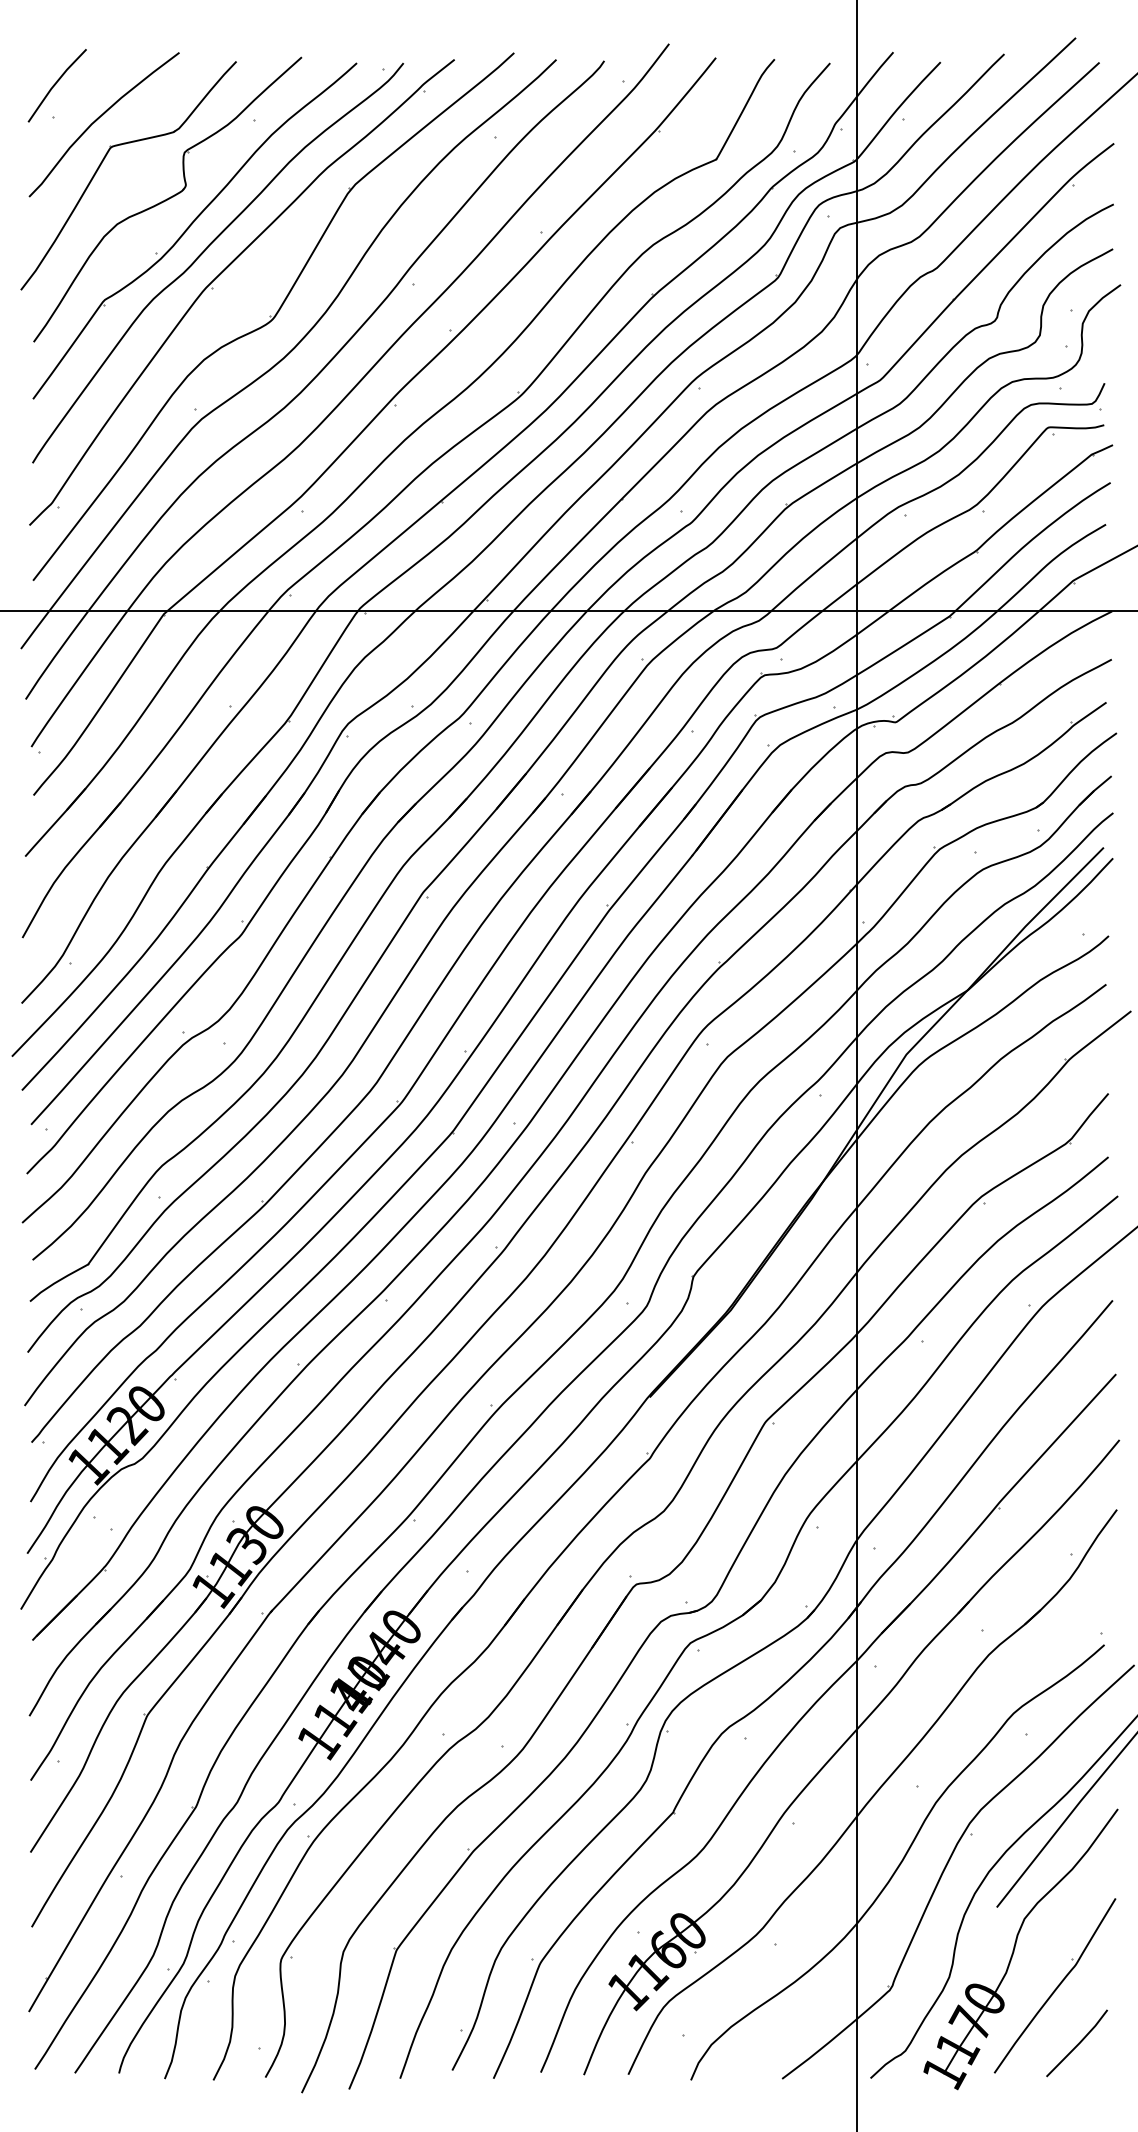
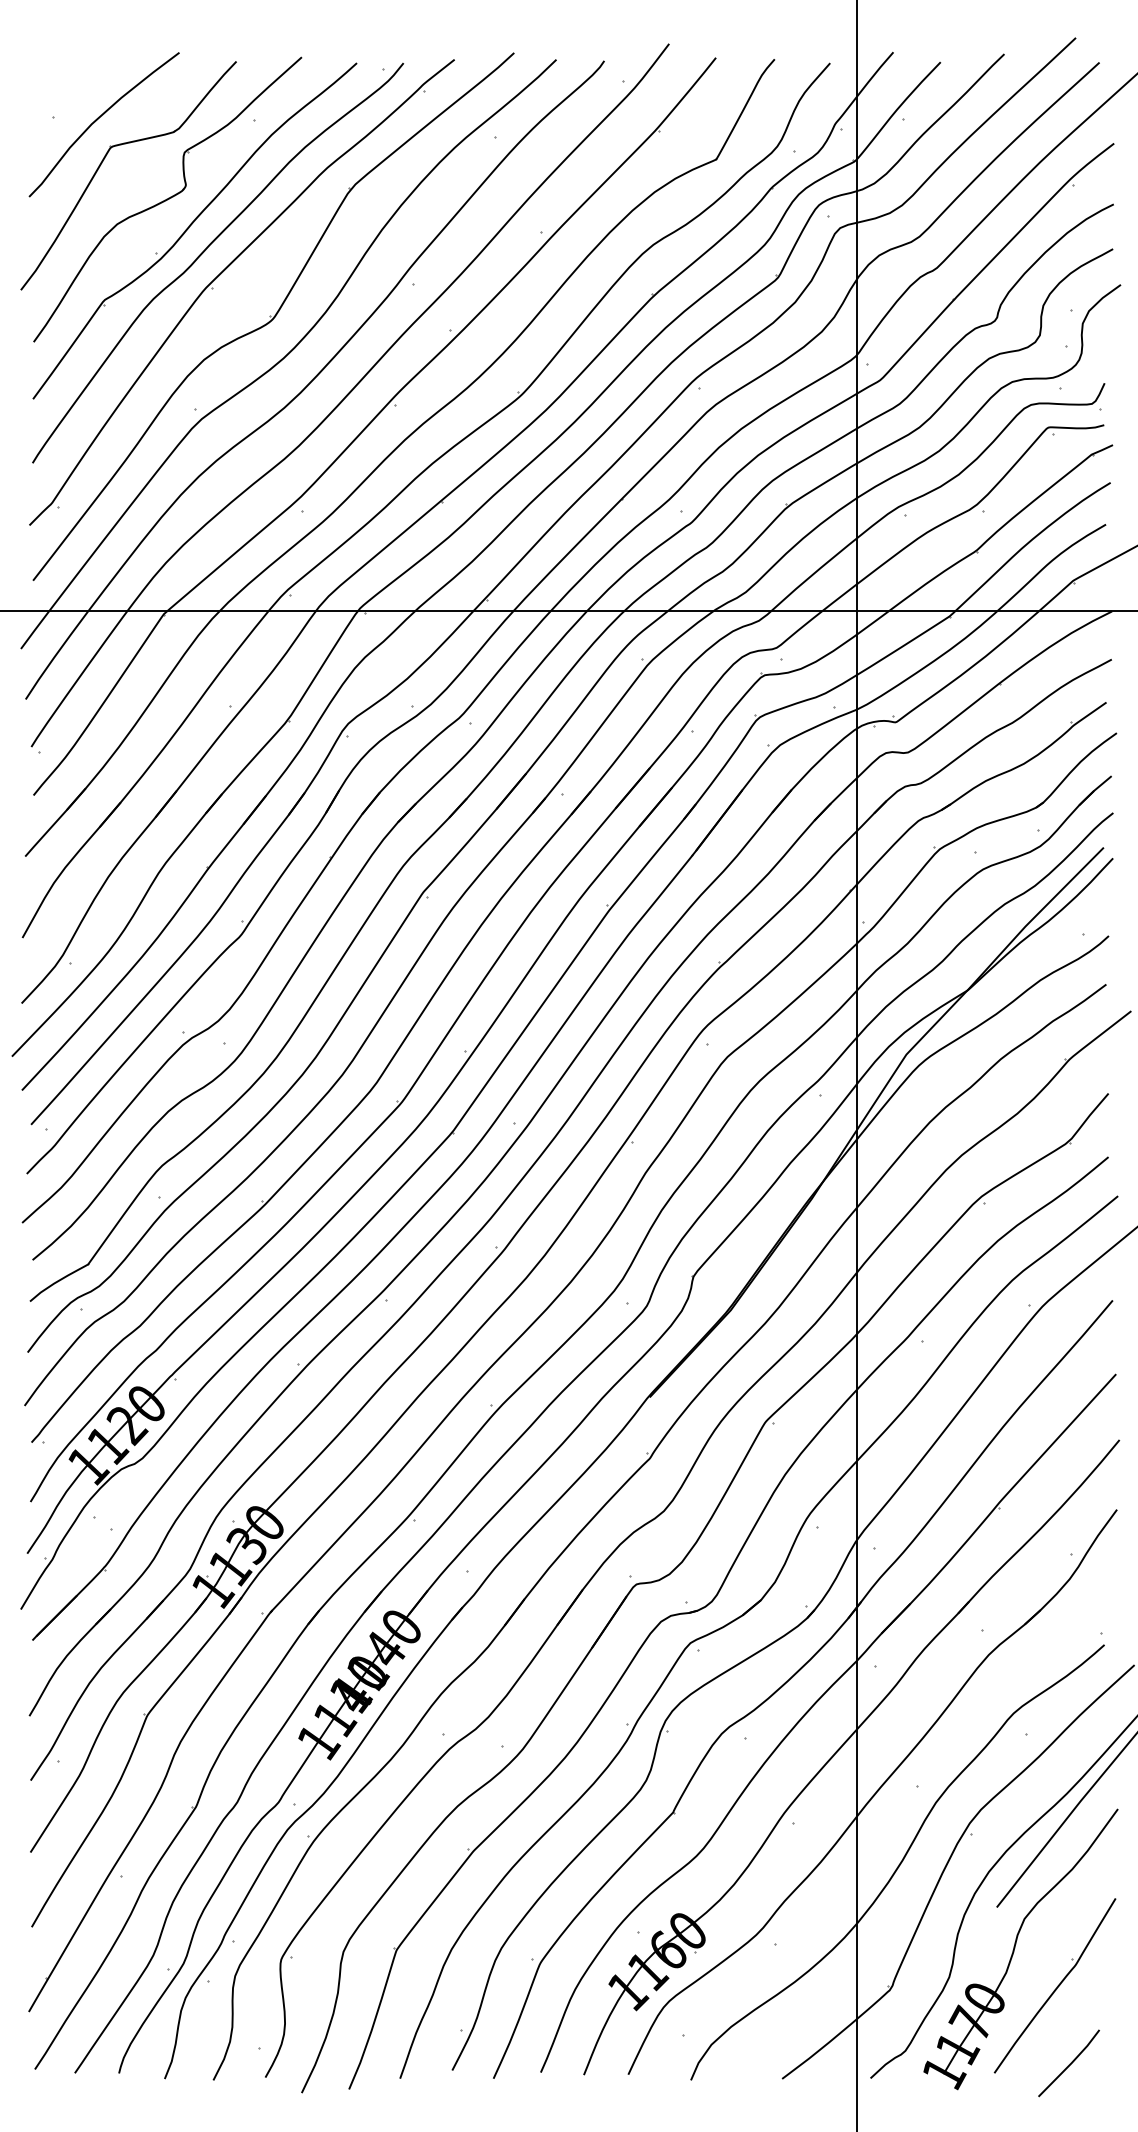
line: present -> none (56, 84)
line position: (1077, 2043) -> (1069, 2063) (1069, 2063)
